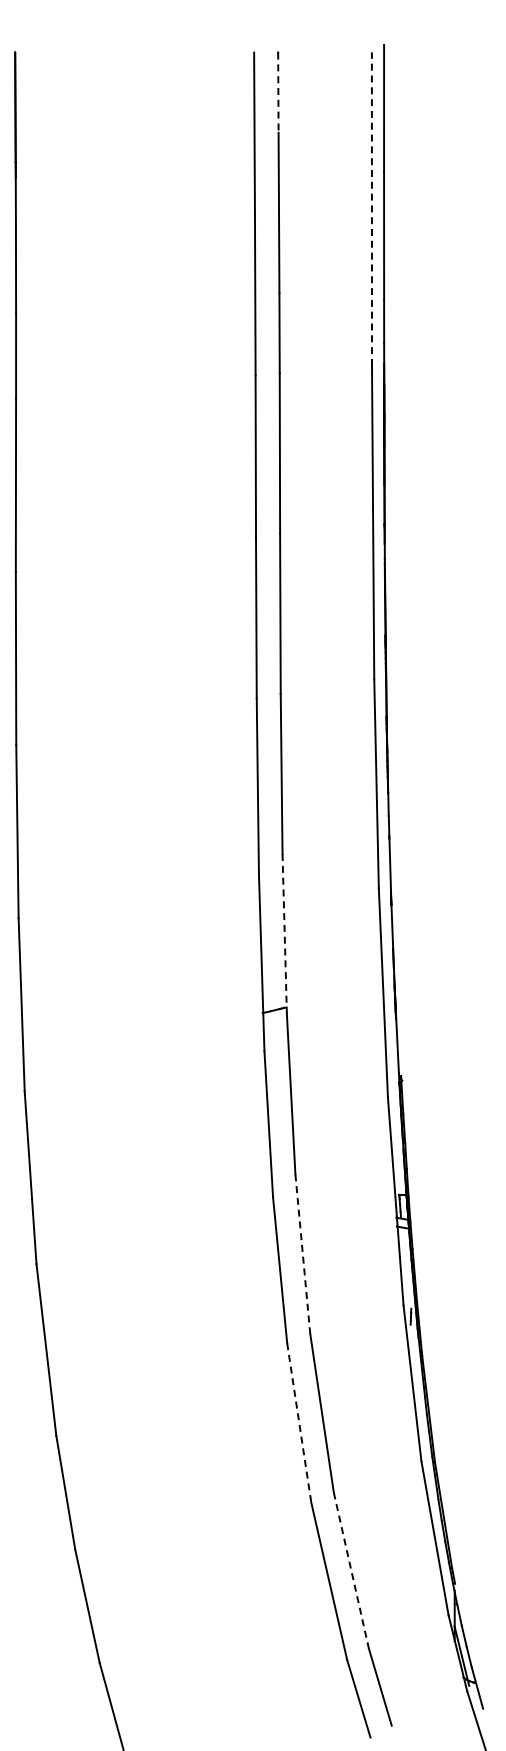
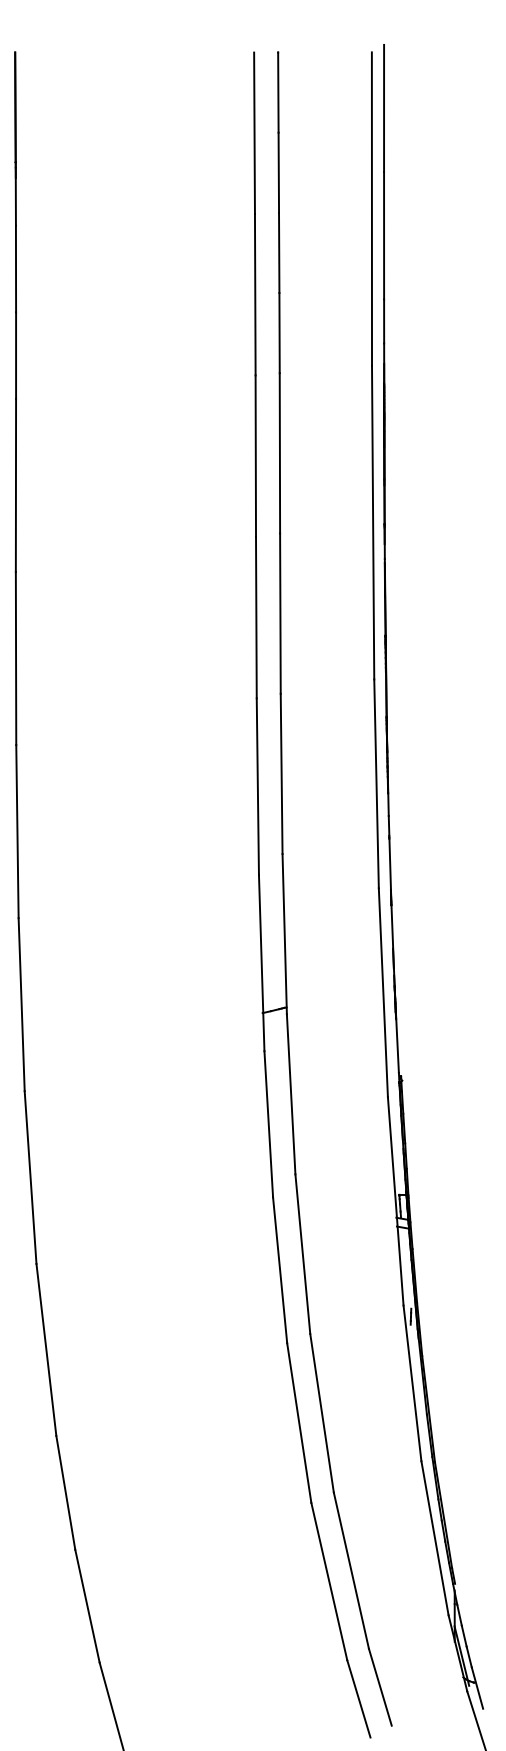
line: dashed -> solid (278, 93)
line: dashed -> solid (371, 209)
line: dashed -> solid (284, 934)
line: dashed -> solid (302, 1254)
line: dashed -> solid (299, 1423)
line: dashed -> solid (351, 1571)
